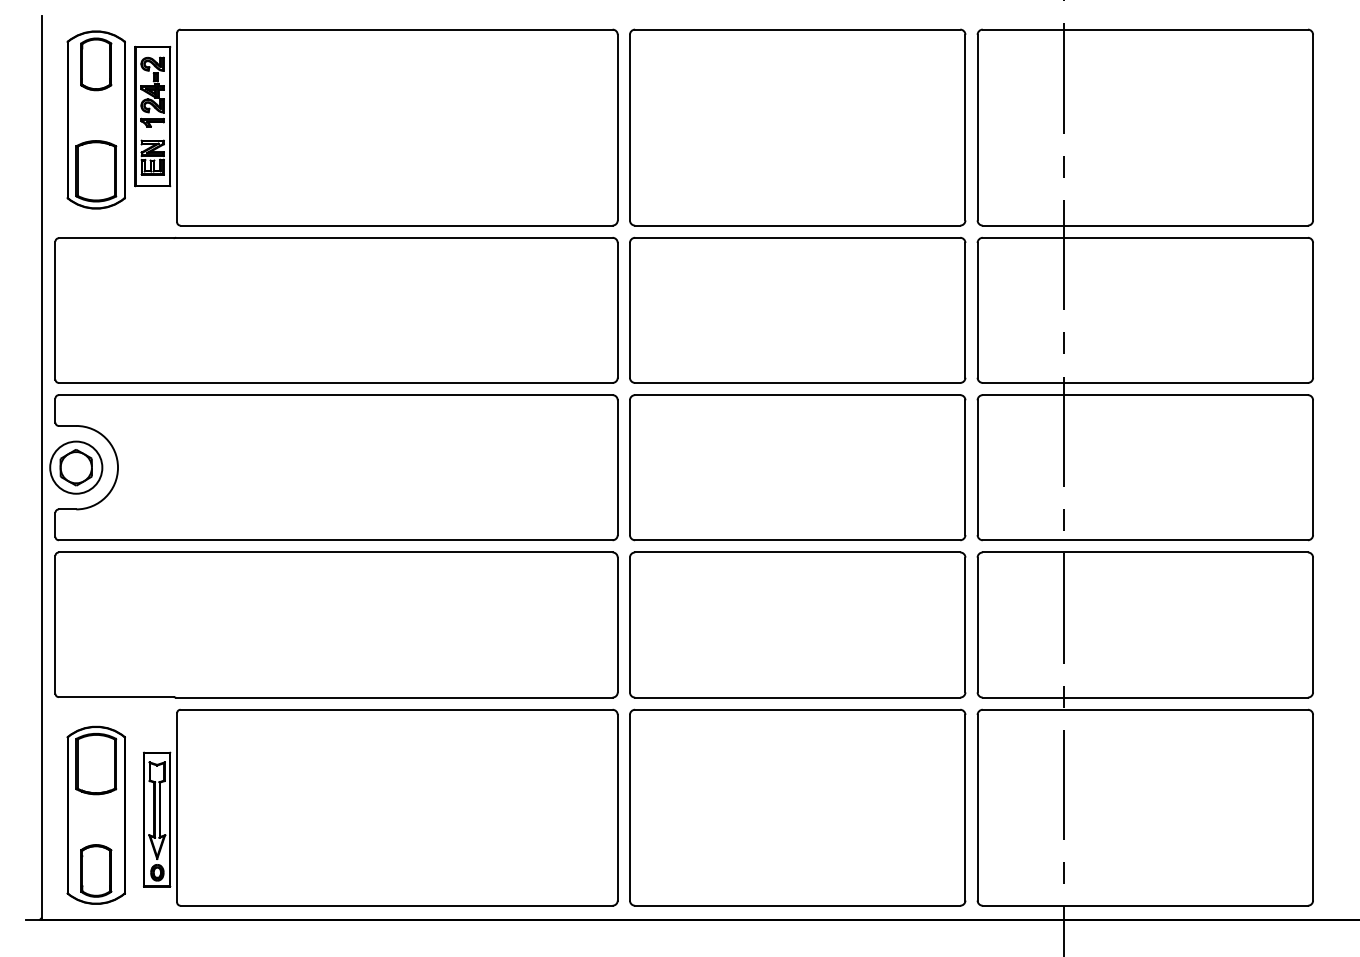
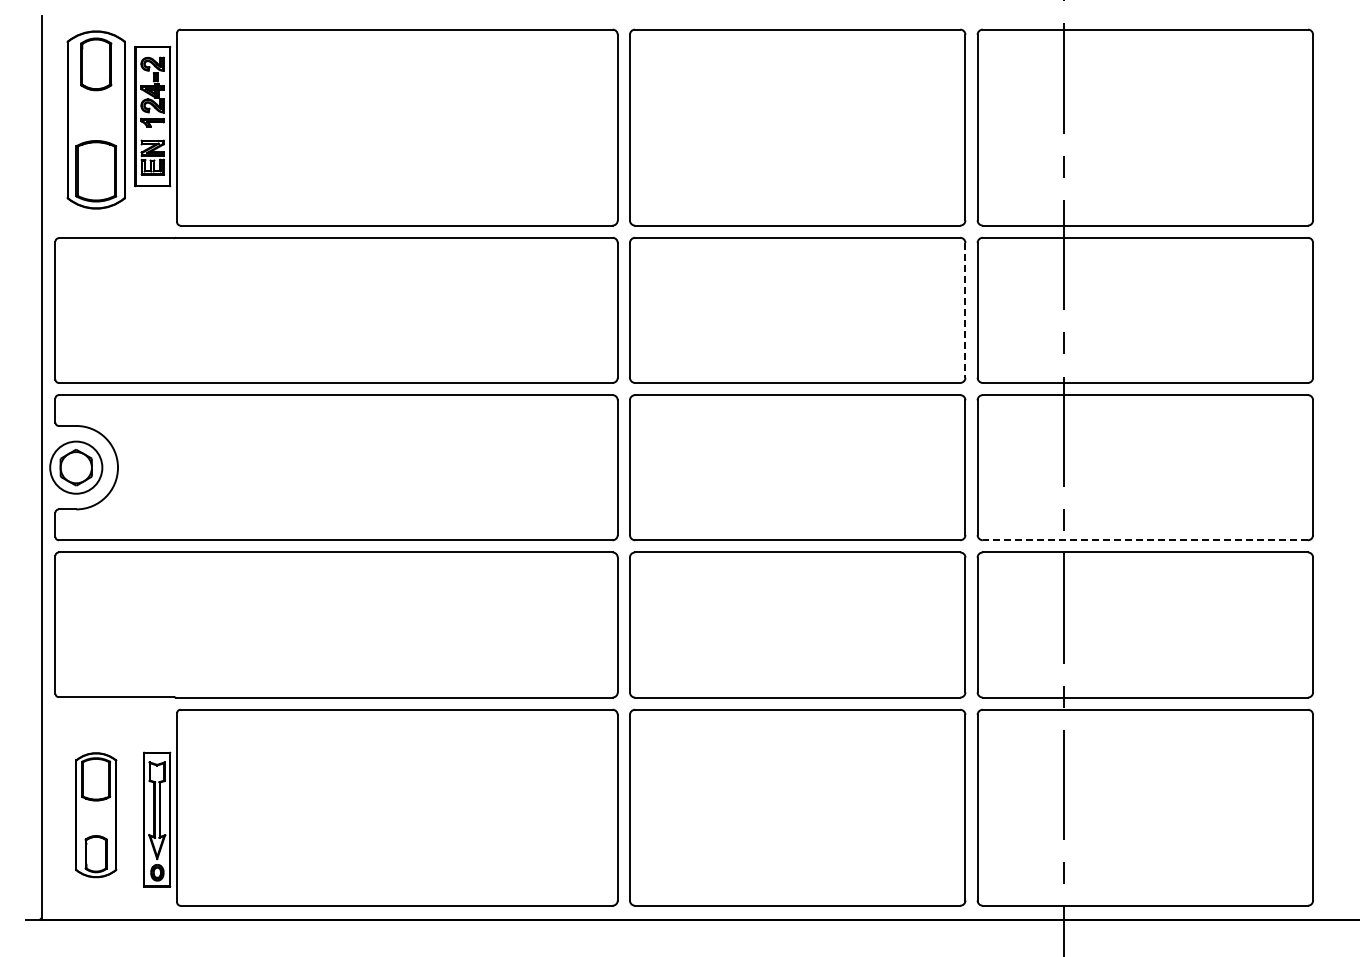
line: solid -> dashed (965, 310)
line: solid -> dashed (1145, 540)
part size: 60x180 px -> 43x127 px (96, 815)
